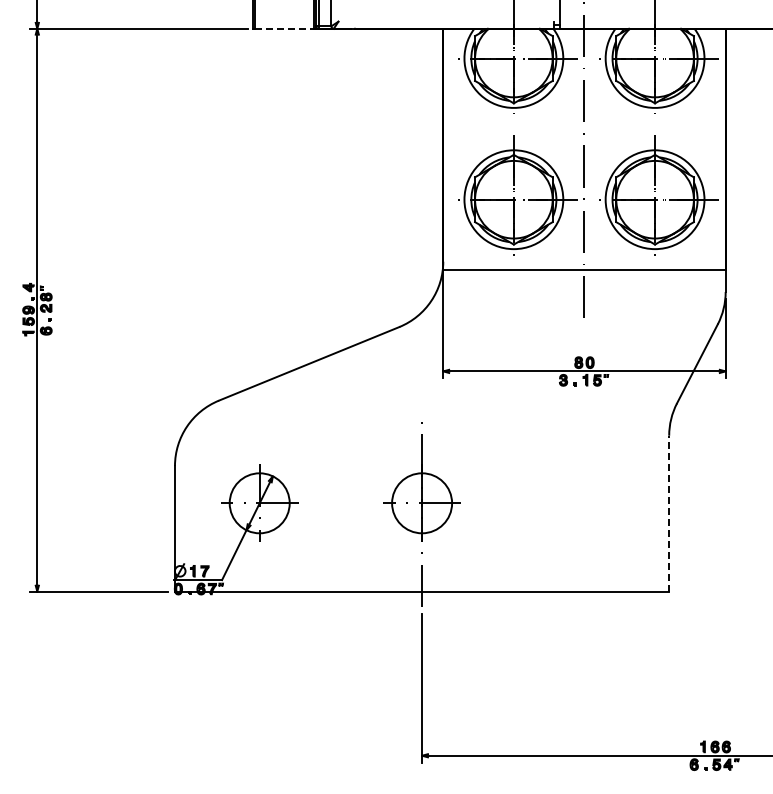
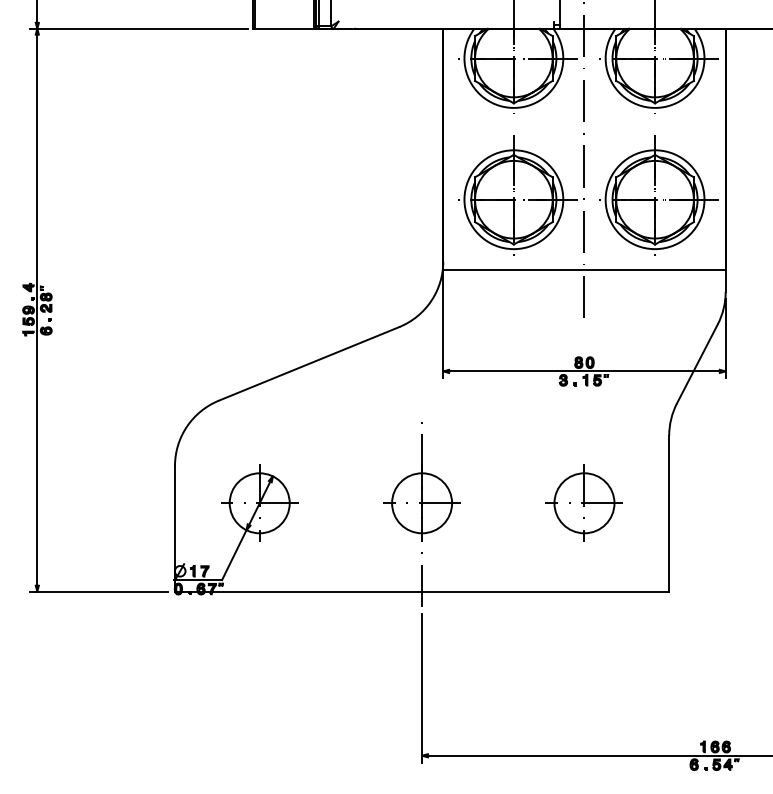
line: dashed -> solid (284, 28)
part: none -> present (583, 502)
line: dashed -> solid (669, 513)
